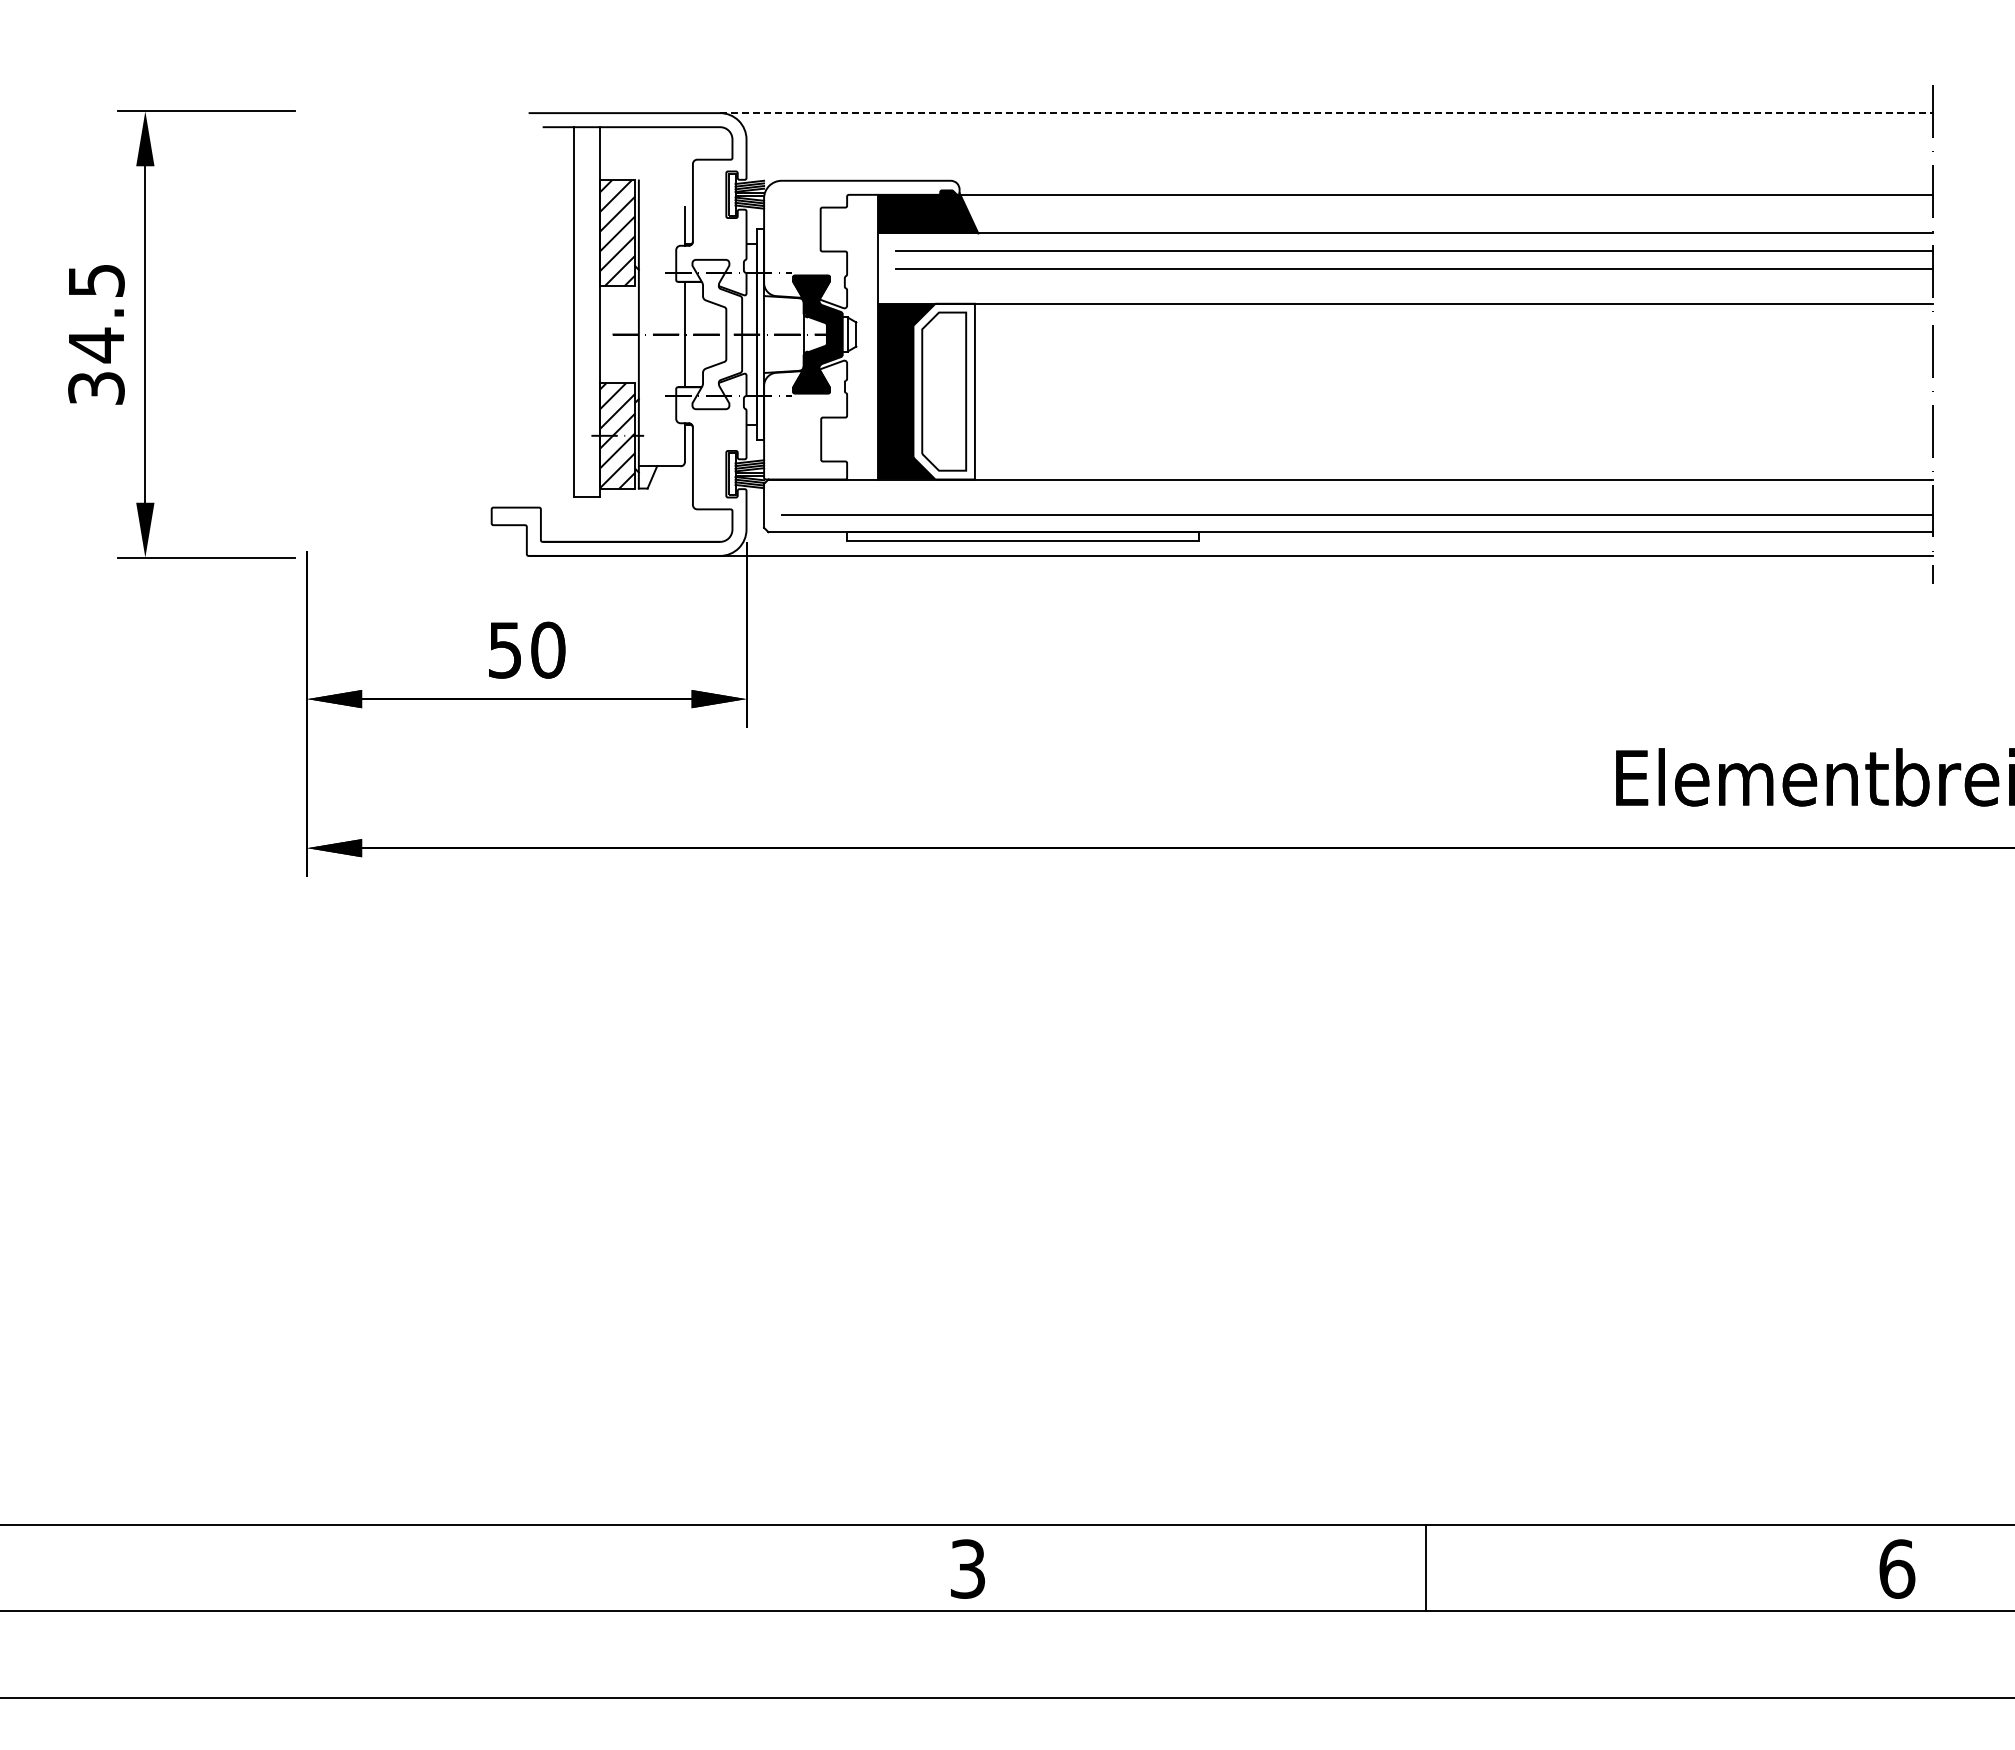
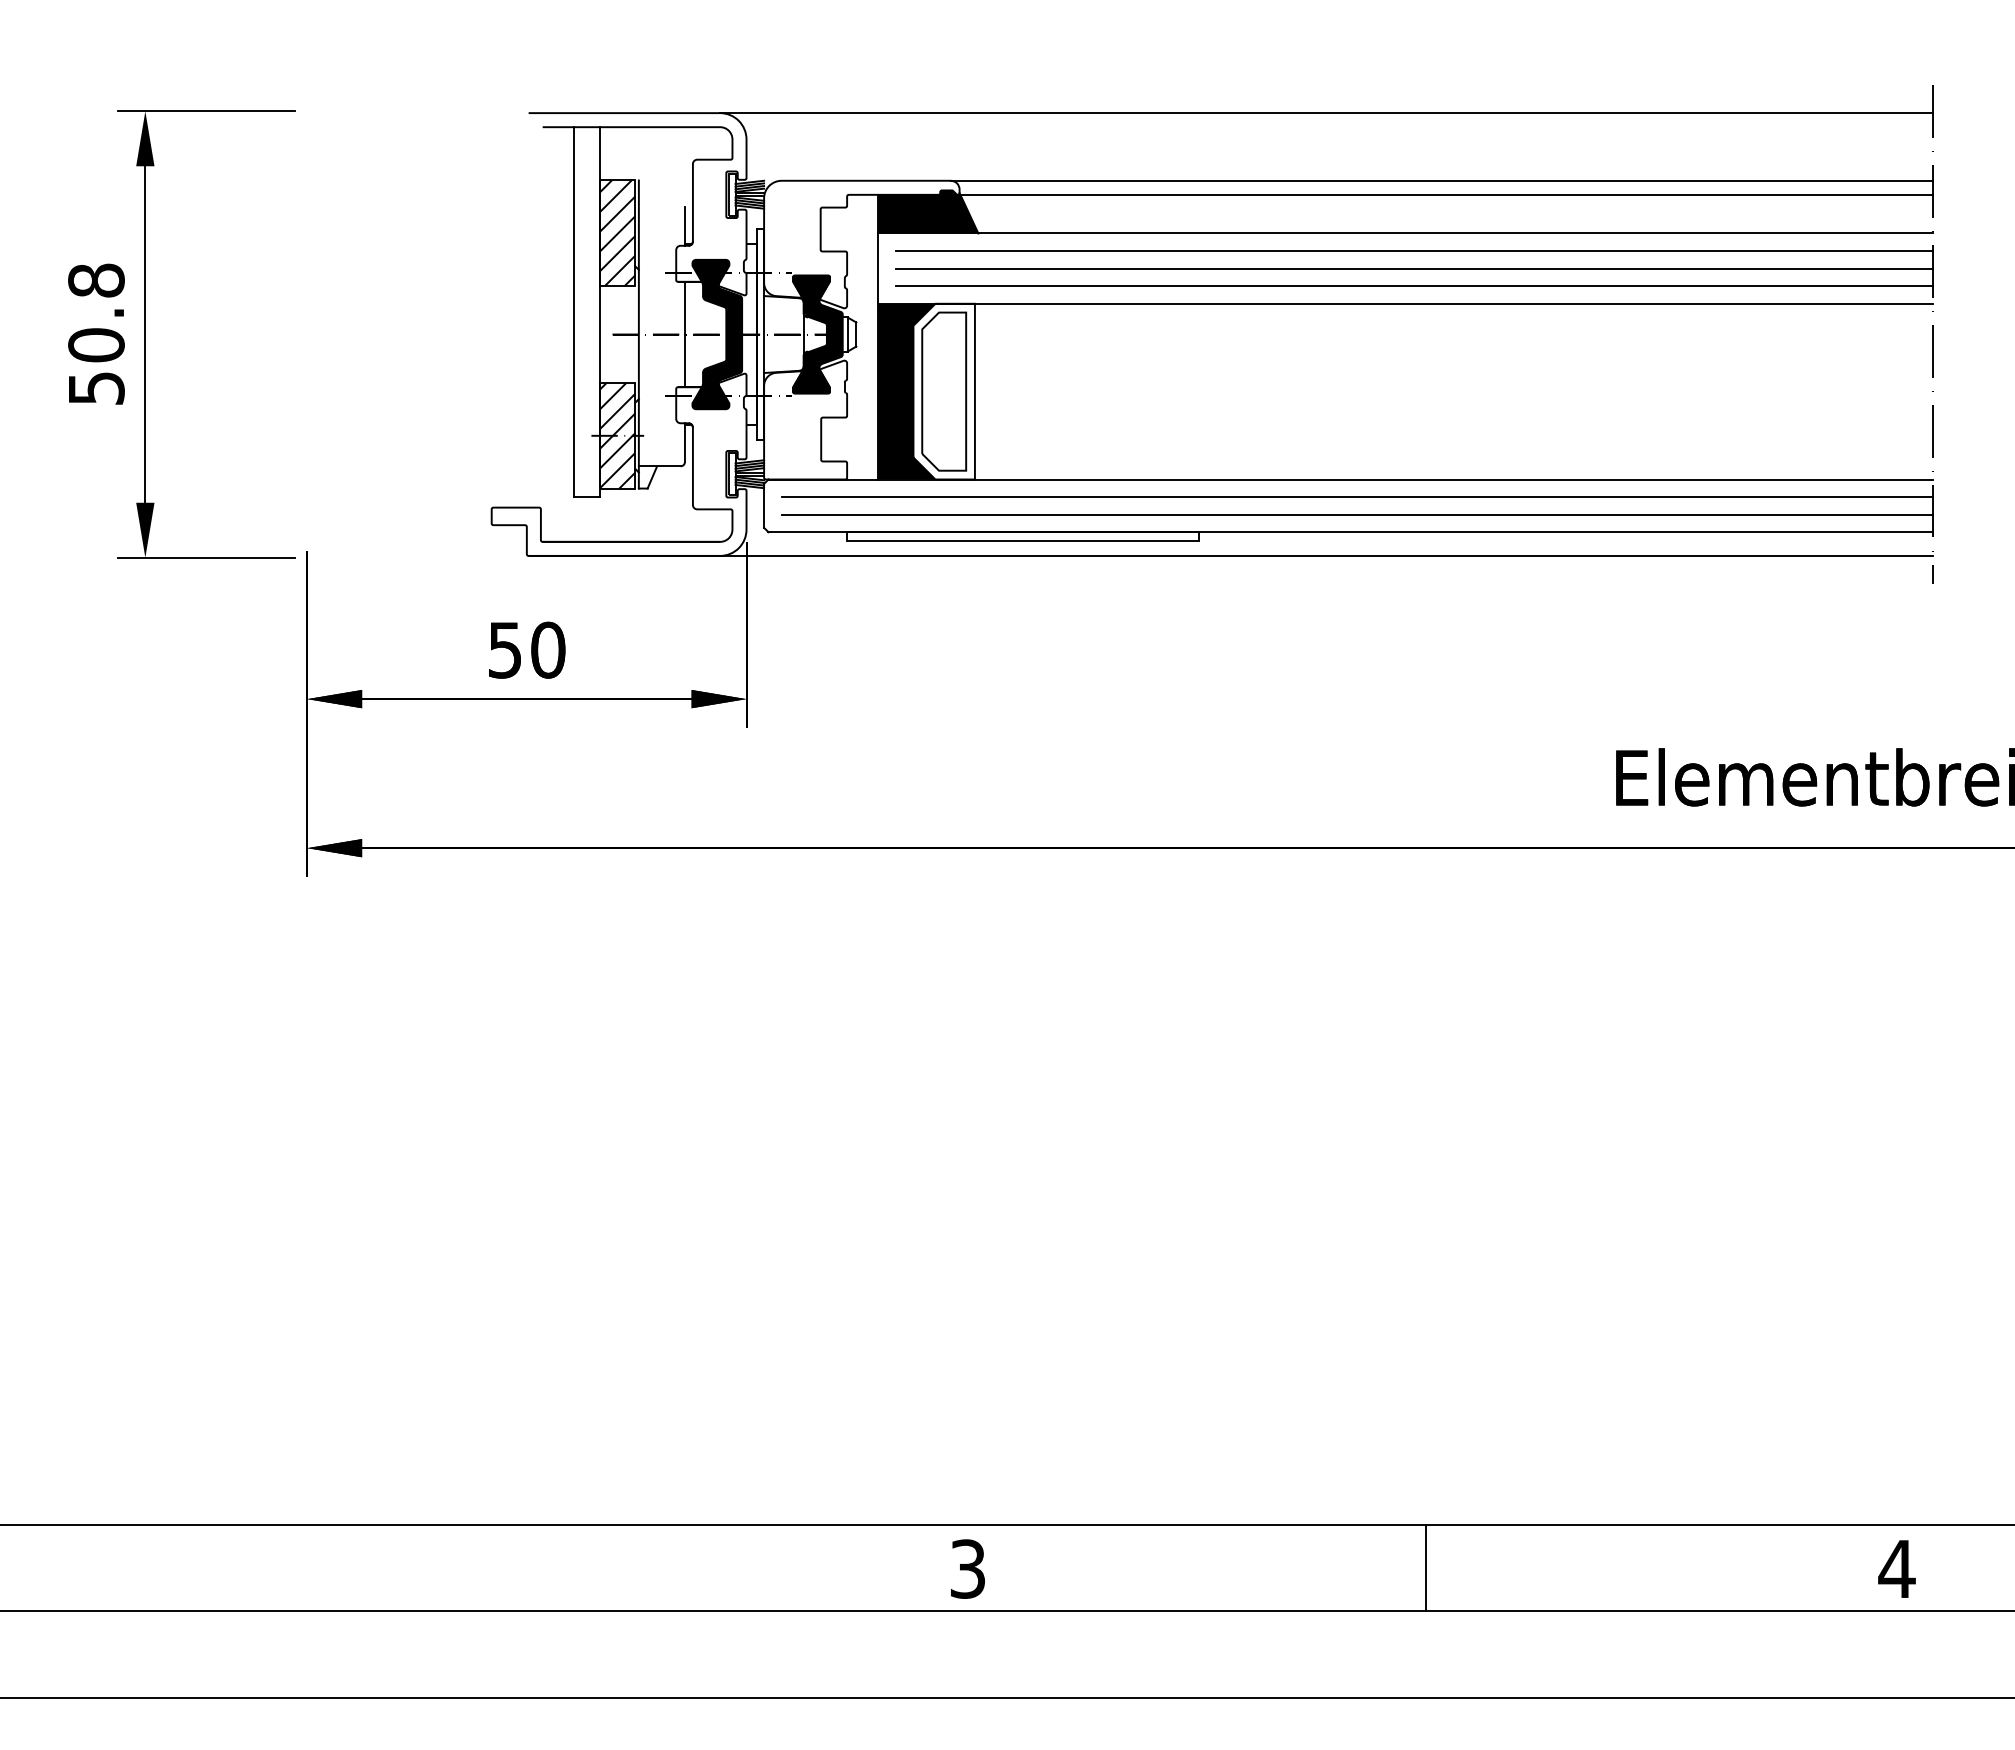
line: dashed -> solid (1326, 113)
line: none -> present (1441, 180)
line: none -> present (1413, 286)
text: 34.5 -> 50.8 (96, 333)
fill: none -> present (717, 334)
line: none -> present (1356, 497)
text: 6 -> 4 (1896, 1568)
